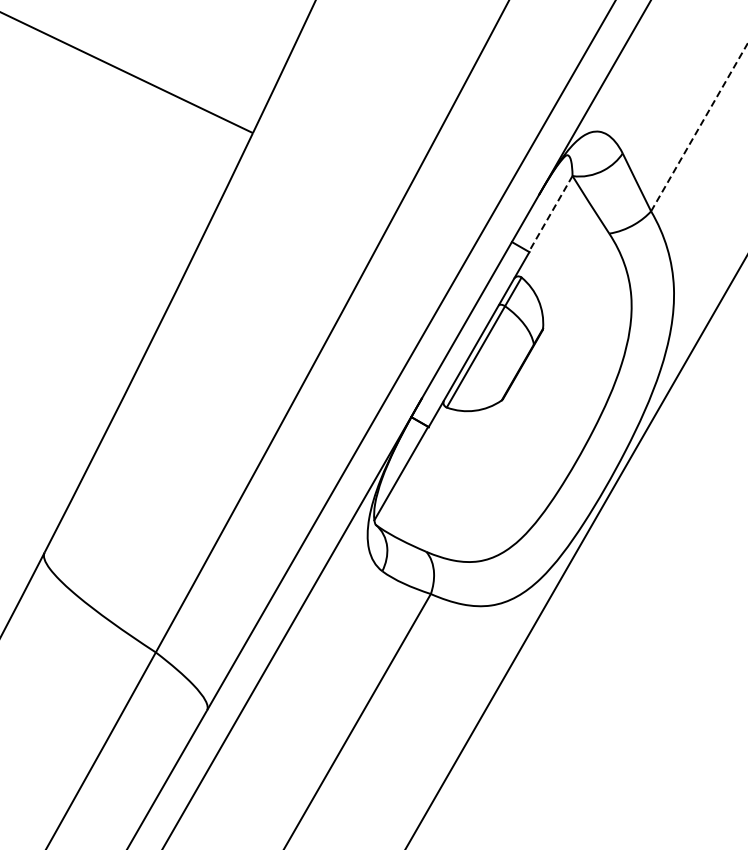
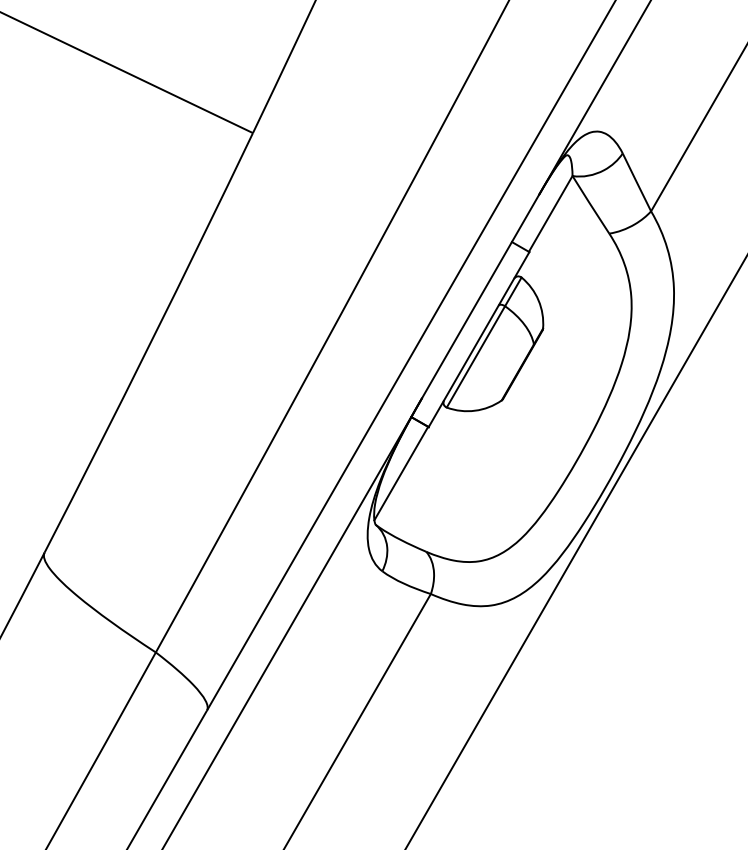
line: dashed -> solid (699, 127)
line: dashed -> solid (550, 213)
